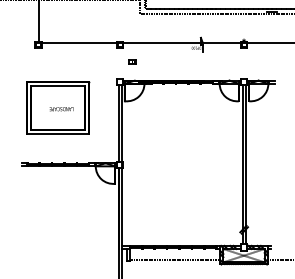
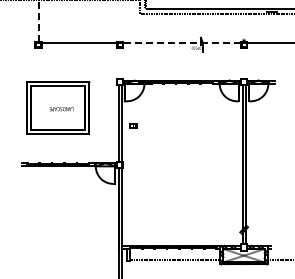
line: solid -> dashed (38, 21)
line: solid -> dashed (182, 42)
part position: (132, 61) -> (133, 125) (133, 125)
